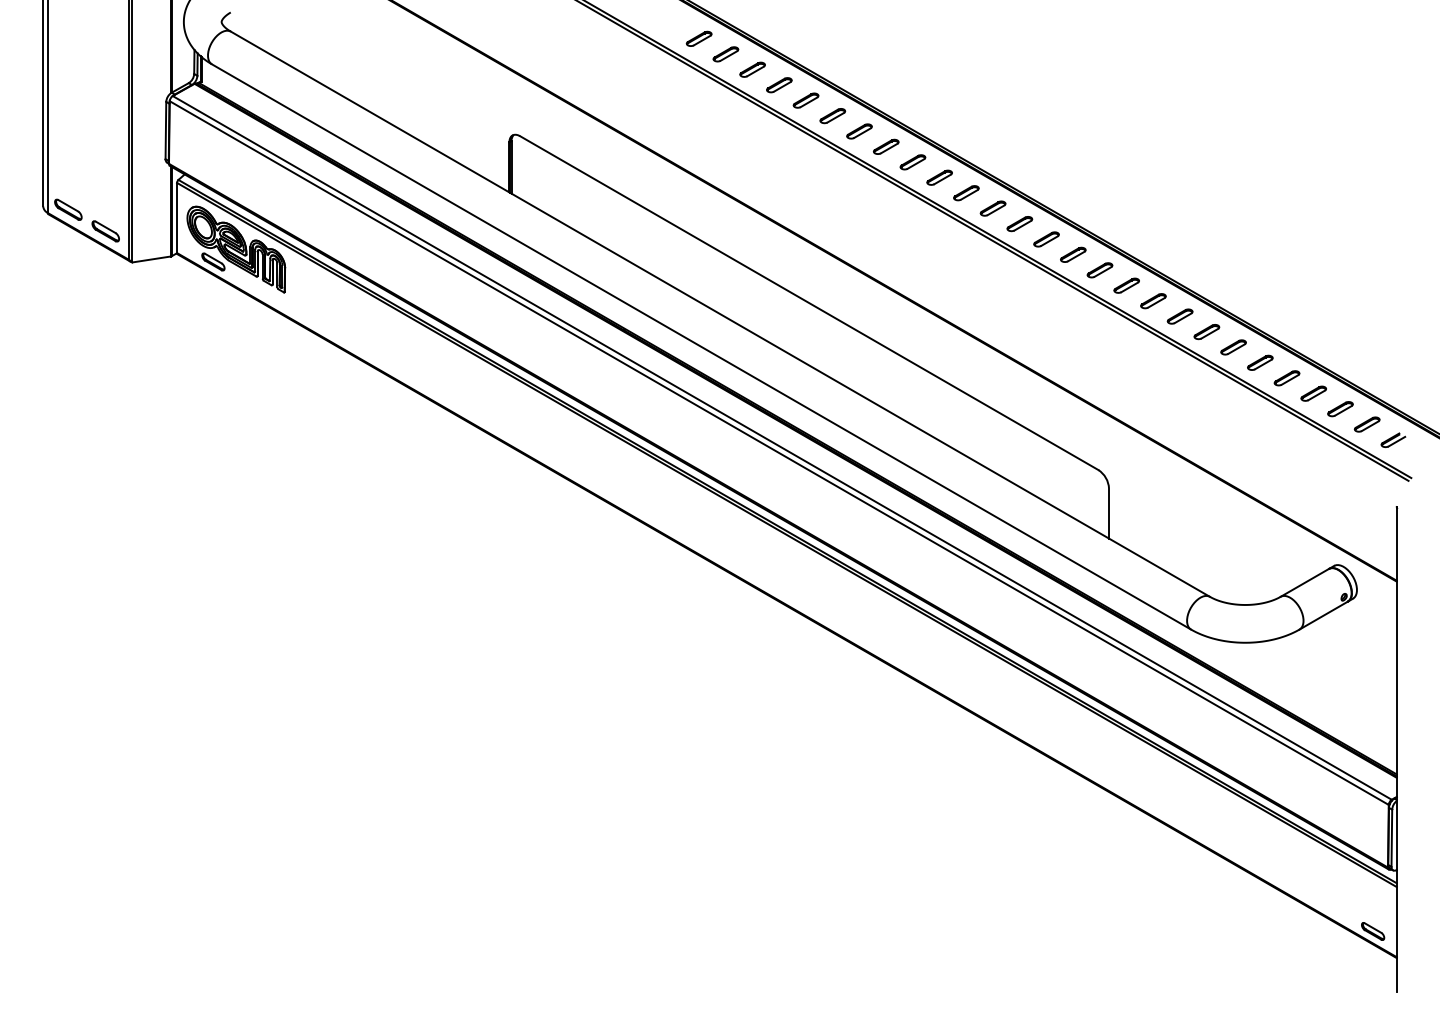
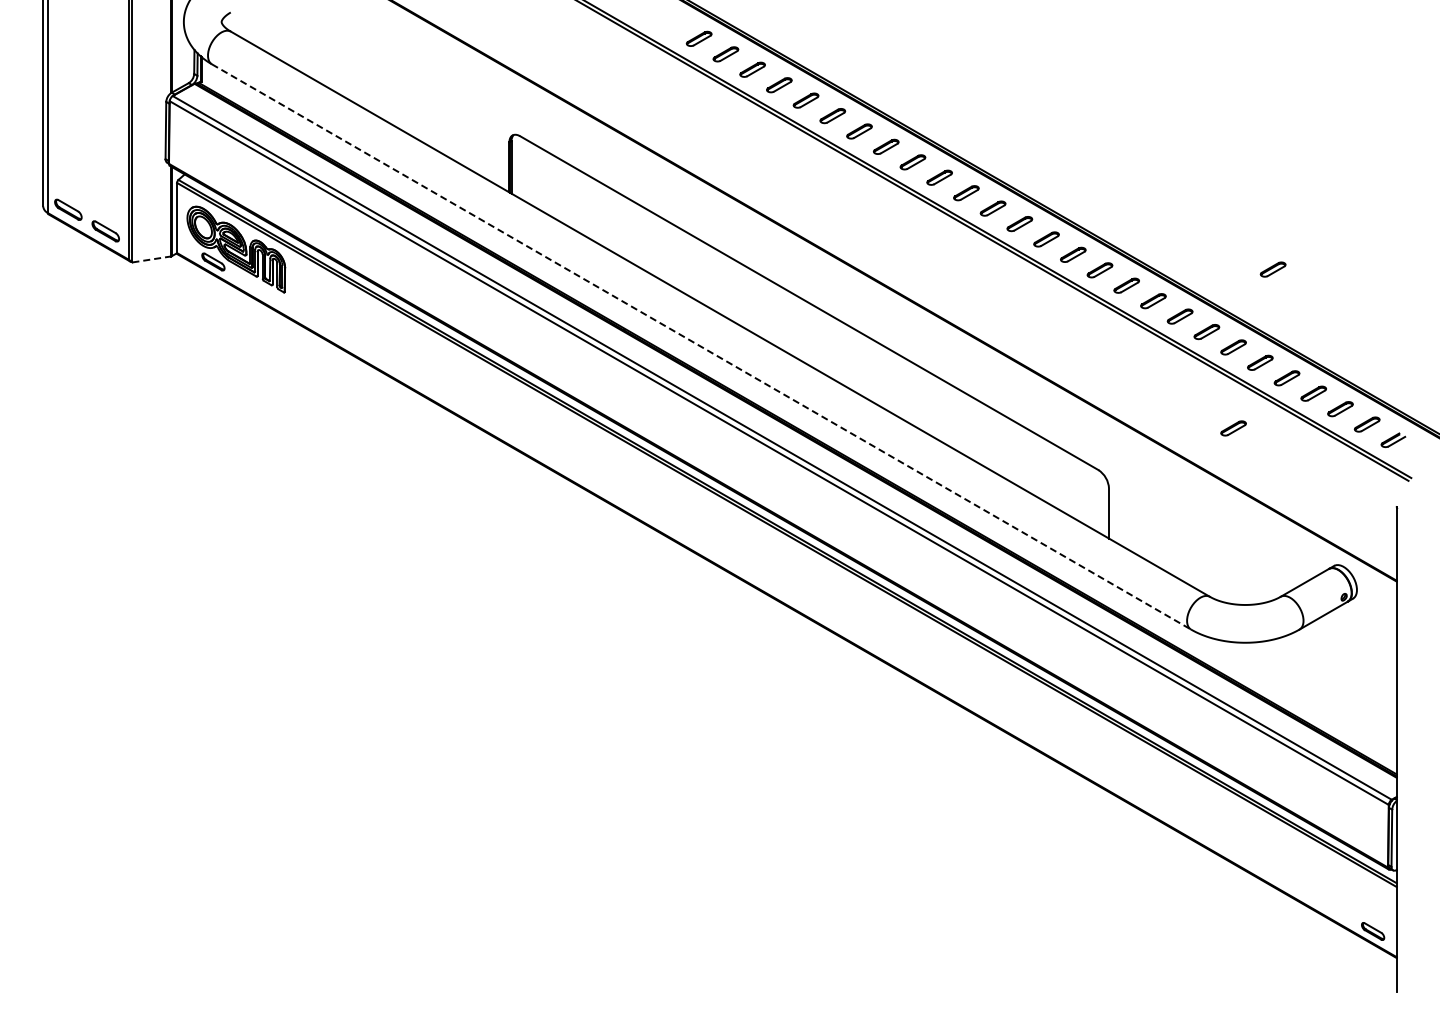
line: solid -> dashed (152, 259)
part: none -> present (1272, 269)
line: solid -> dashed (701, 347)
part: none -> present (1233, 428)
